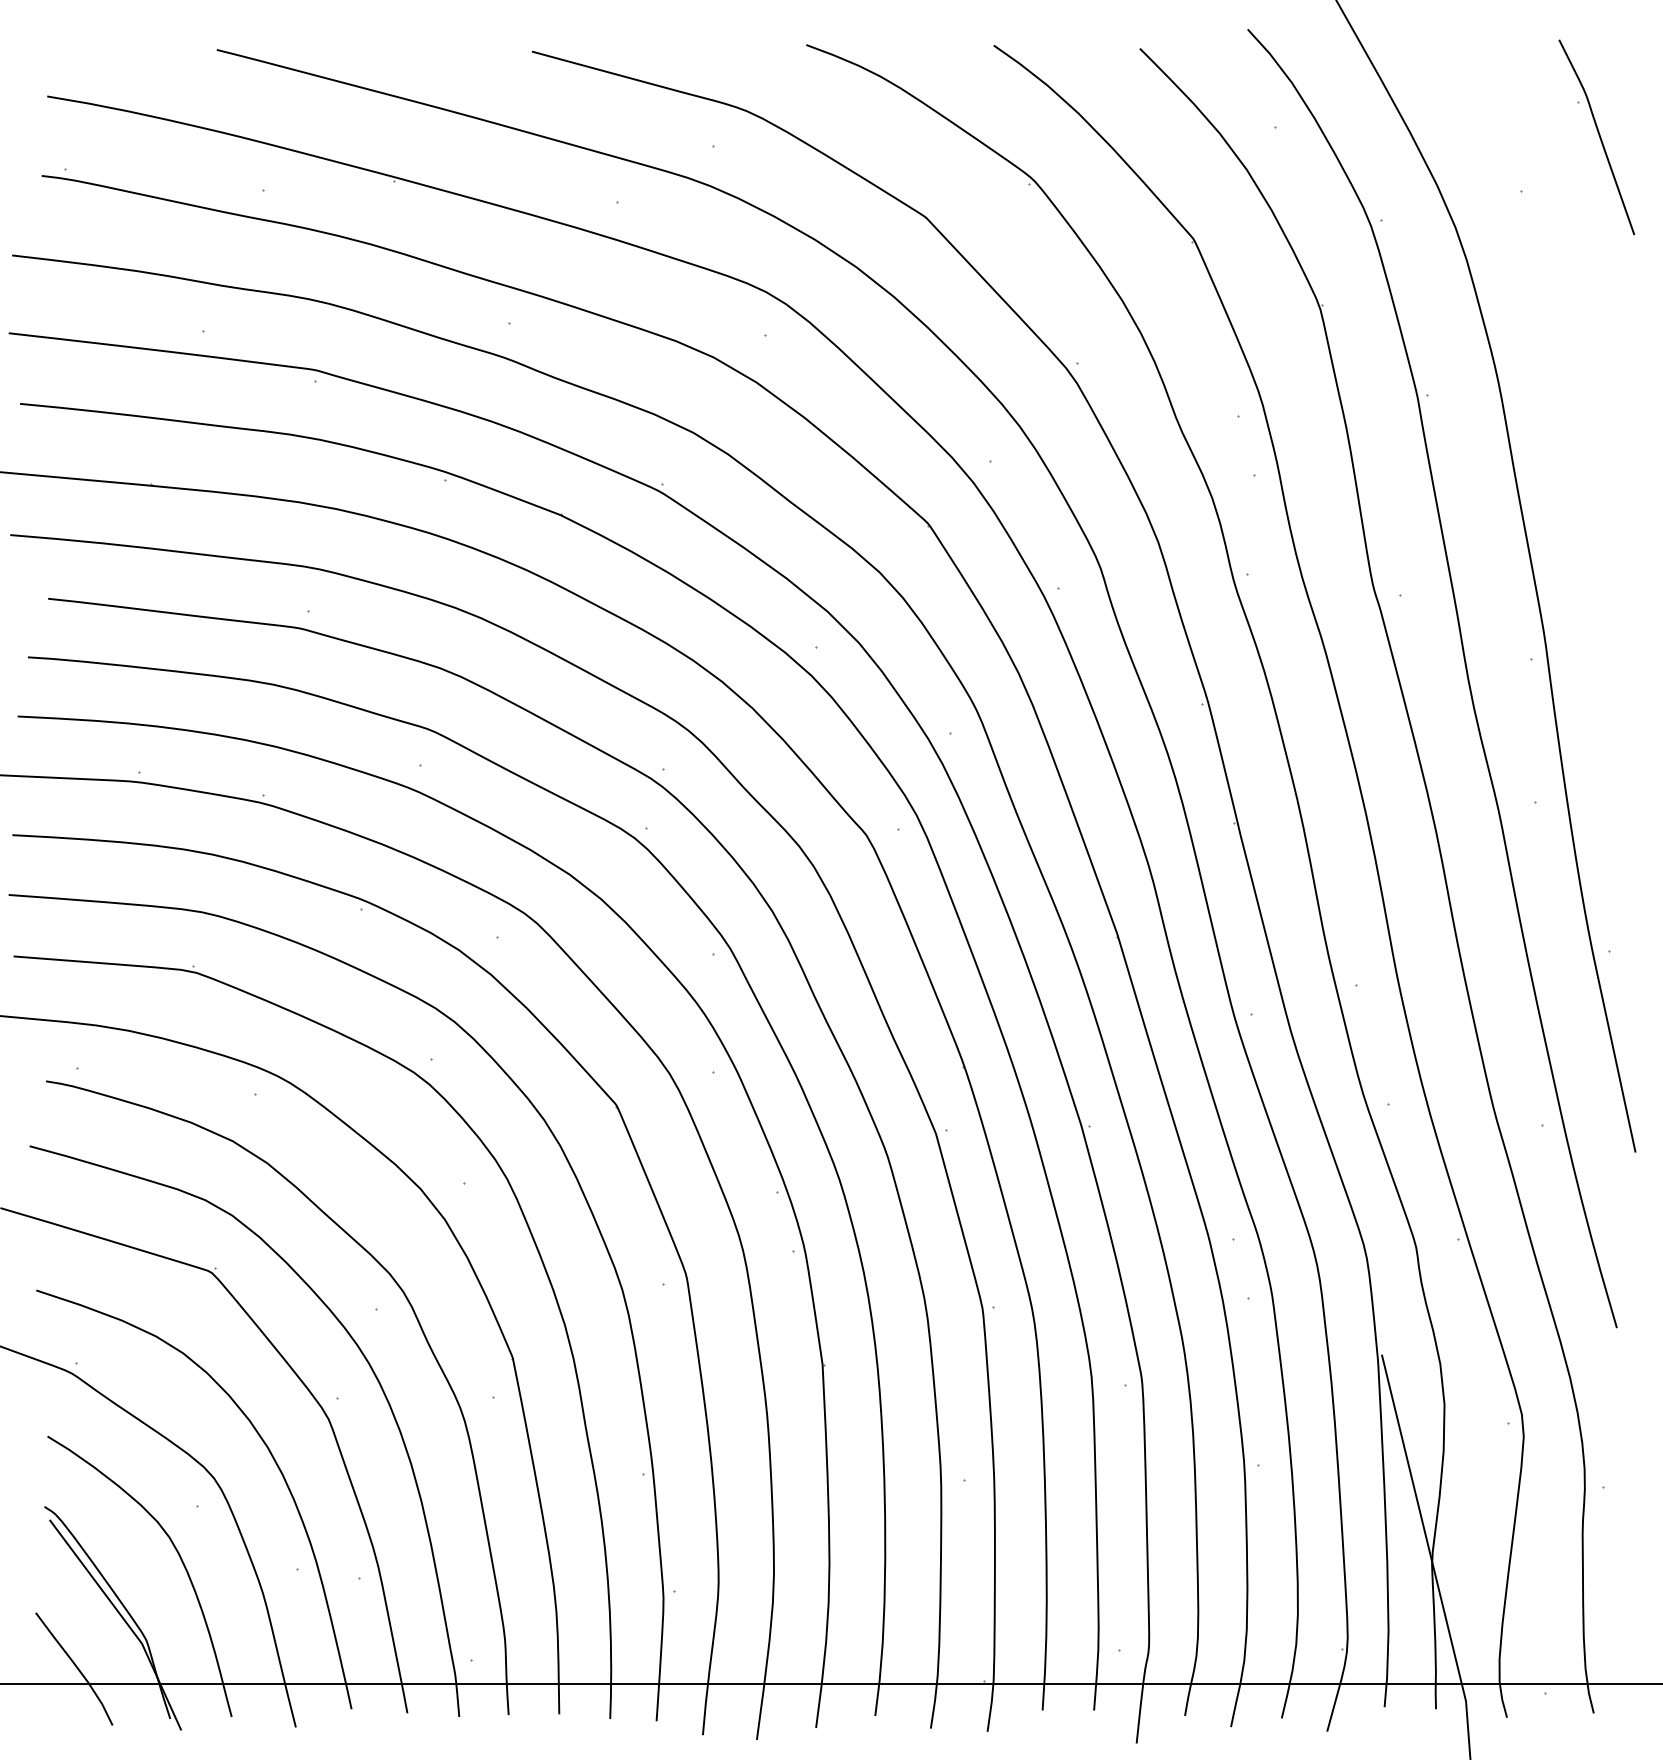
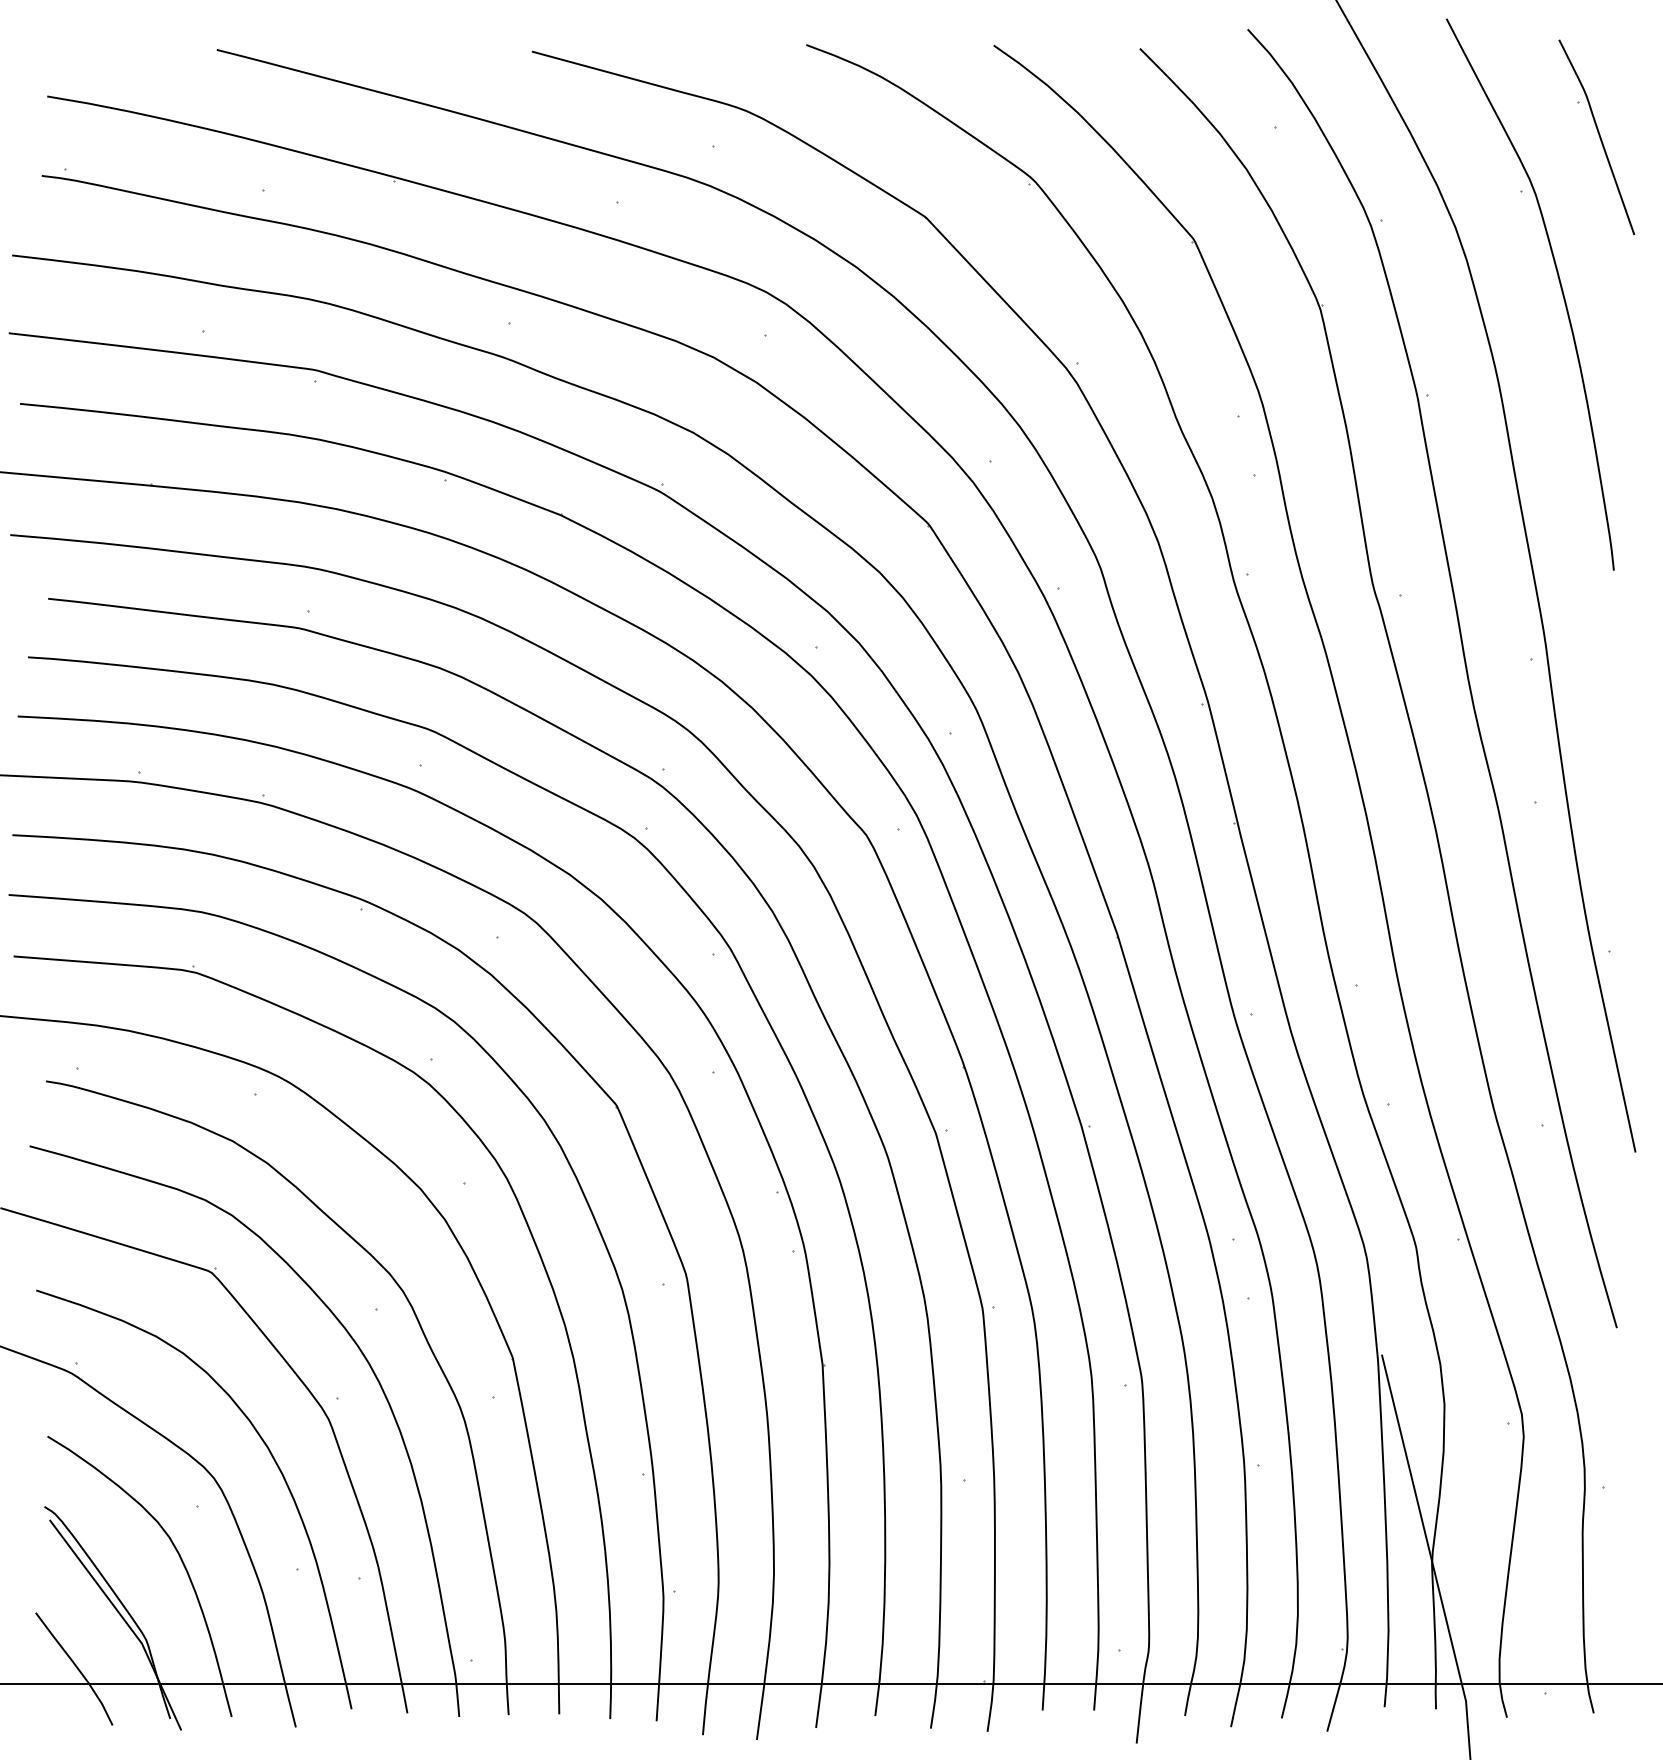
curve: none -> present (1560, 288)
